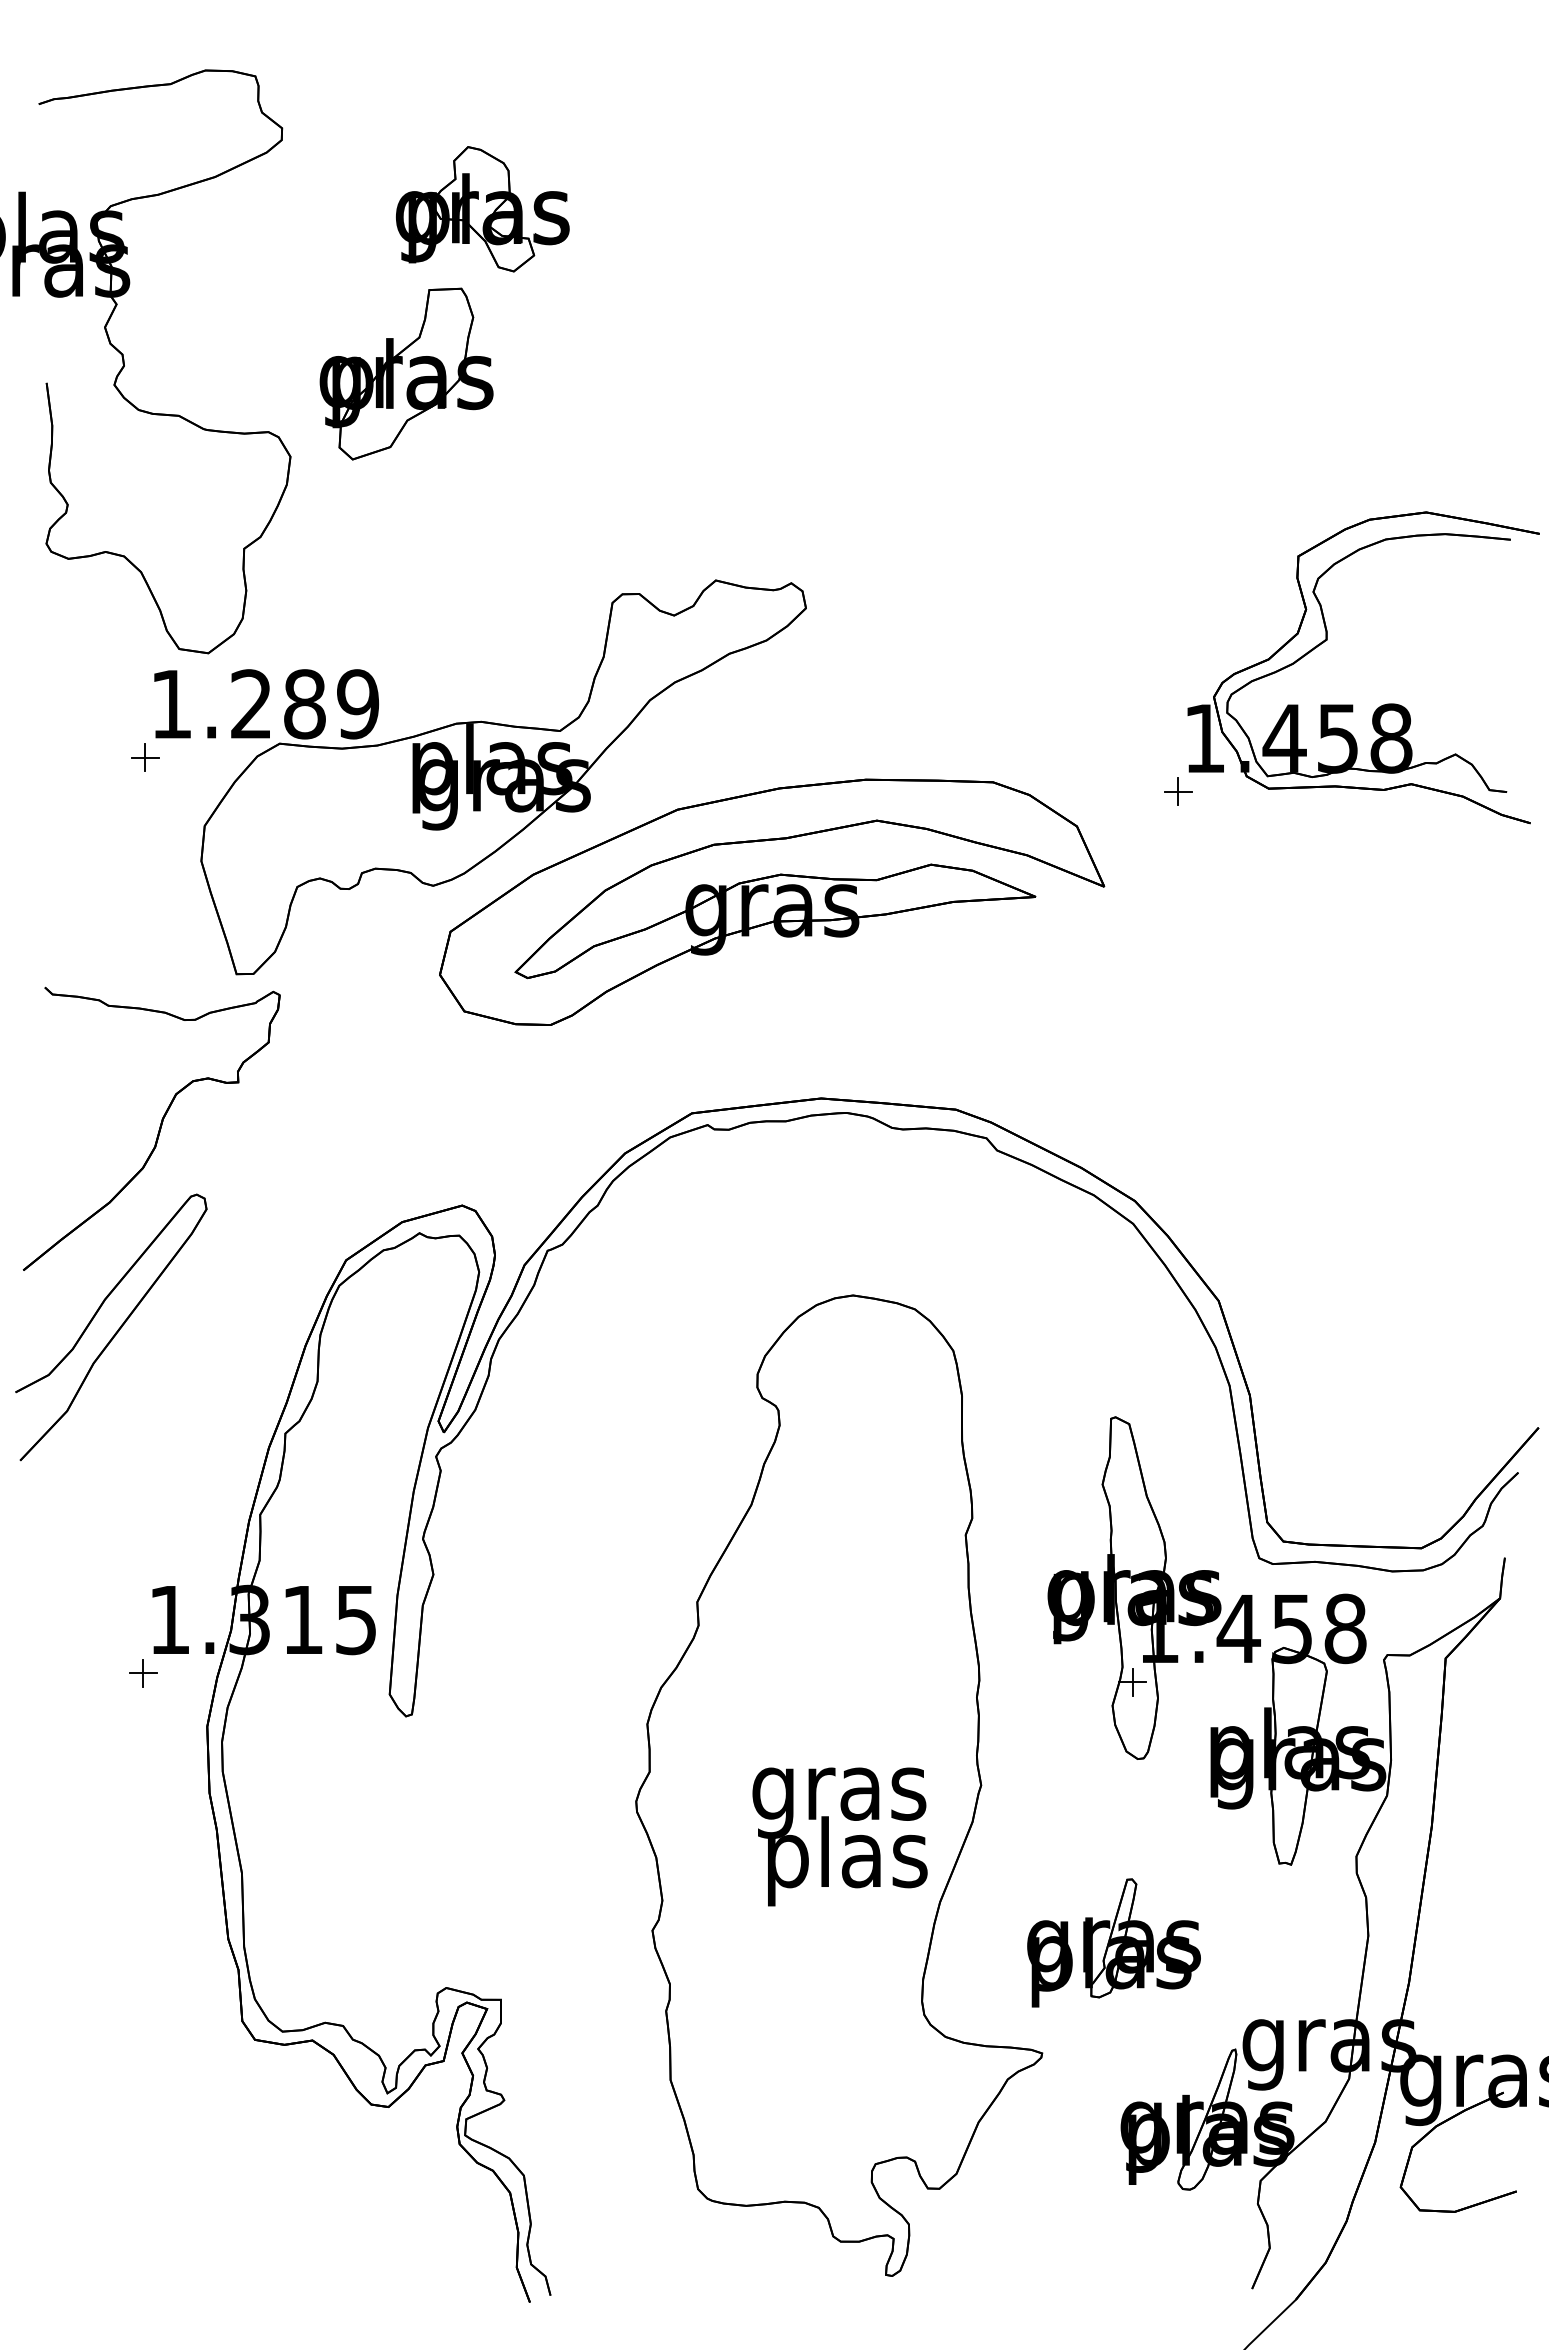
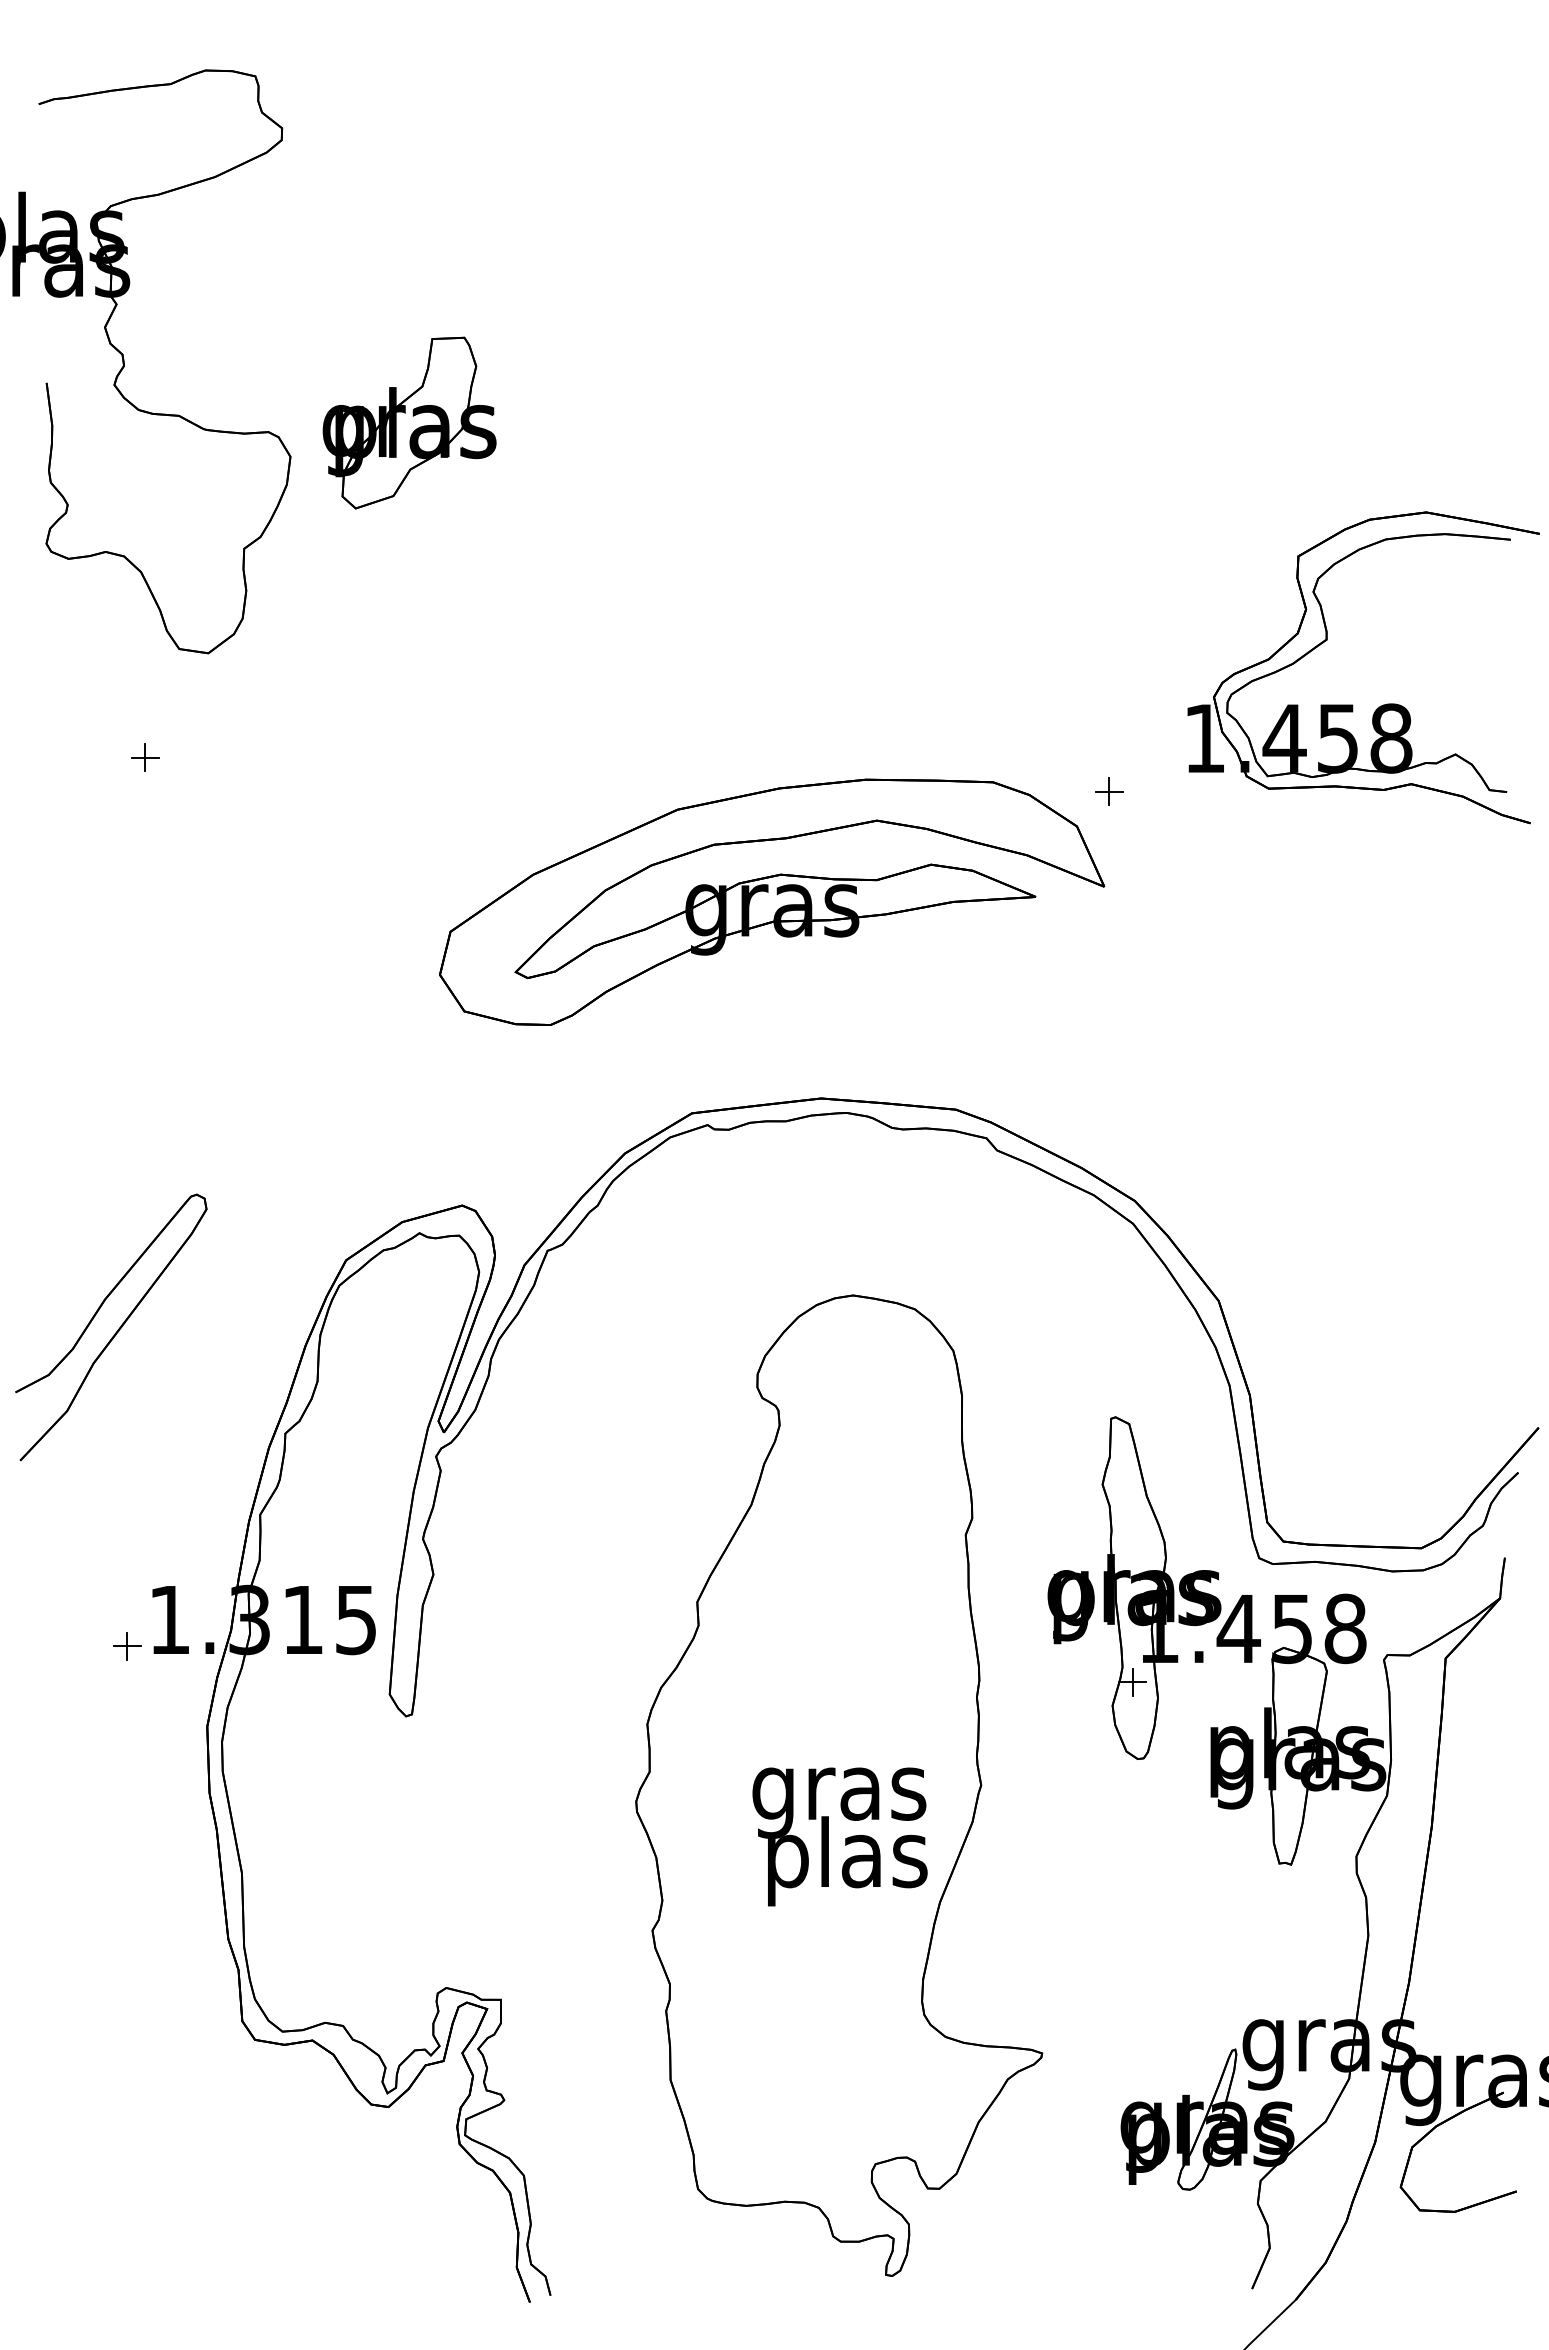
part: present -> none (482, 209)
part position: (406, 373) -> (409, 422) (409, 422)
part: present -> none (480, 777)
part position: (1178, 791) -> (1109, 791) (1109, 791)
part: present -> none (158, 1130)
part position: (143, 1673) -> (127, 1646) (127, 1646)
part: present -> none (1113, 1942)
